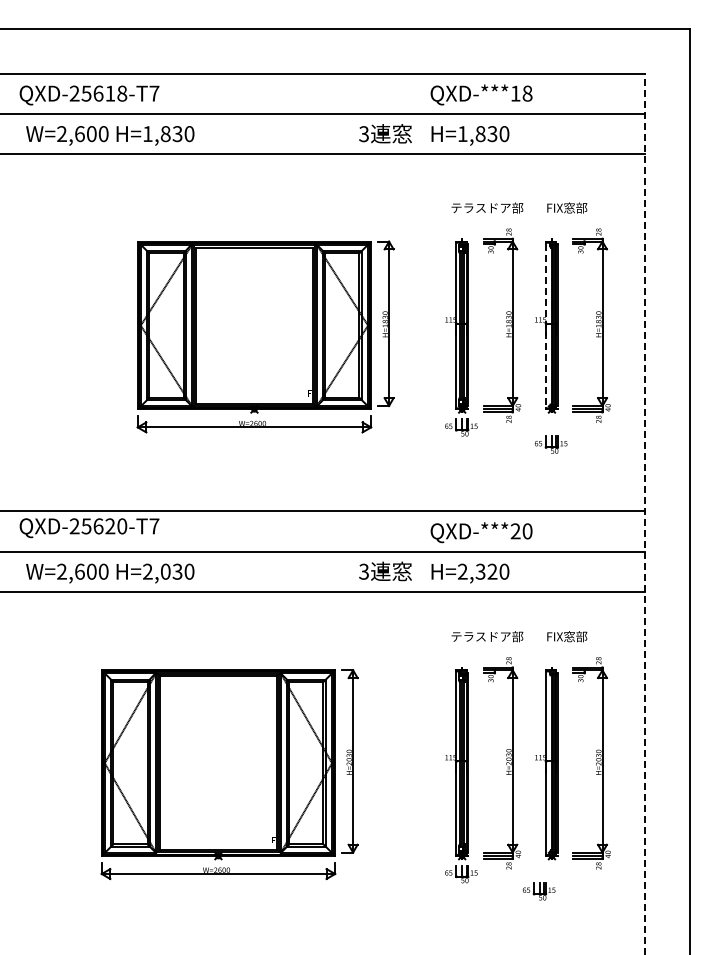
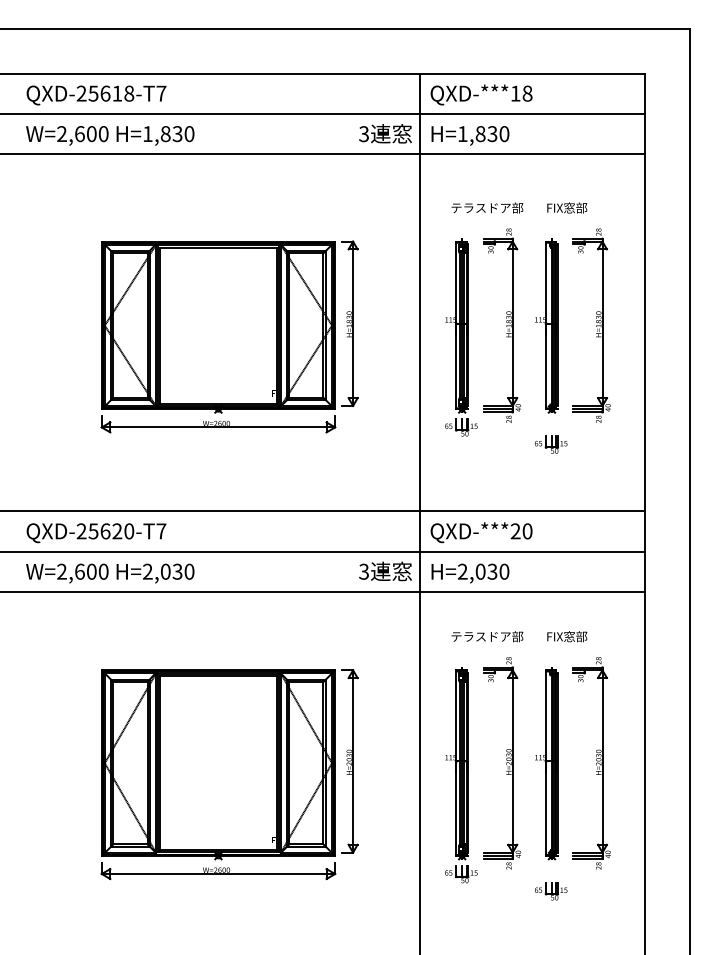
text position: (89, 95) -> (96, 95) (96, 95)
line: dashed -> solid (546, 325)
part position: (265, 336) -> (229, 336) (229, 336)
line: none -> present (420, 512)
line: dashed -> solid (644, 513)
text position: (89, 528) -> (96, 533) (96, 533)
text: H=2,320 -> H=2,030 (486, 571)
part position: (539, 891) -> (551, 891) (551, 891)
